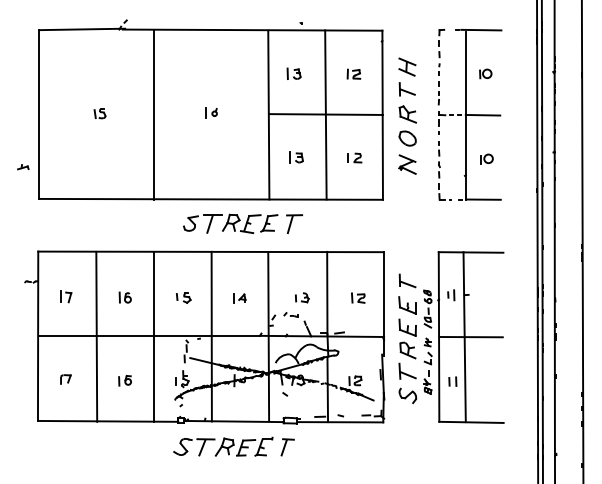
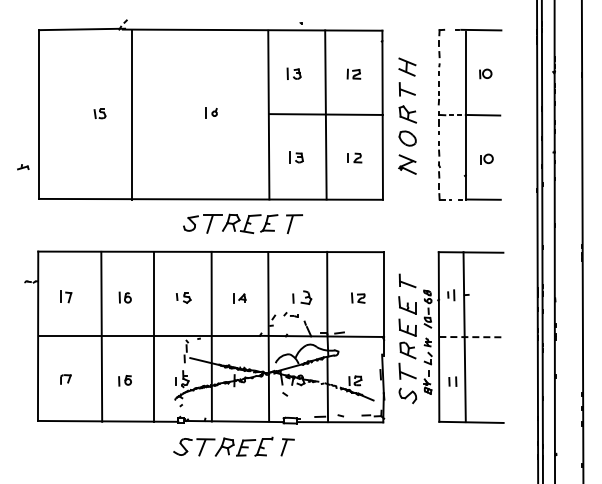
line position: (154, 114) -> (132, 114) (132, 114)
part size: 15x12 px -> 21x15 px (302, 297)
line position: (96, 336) -> (101, 336) (101, 336)
line: solid -> dashed (471, 337)
